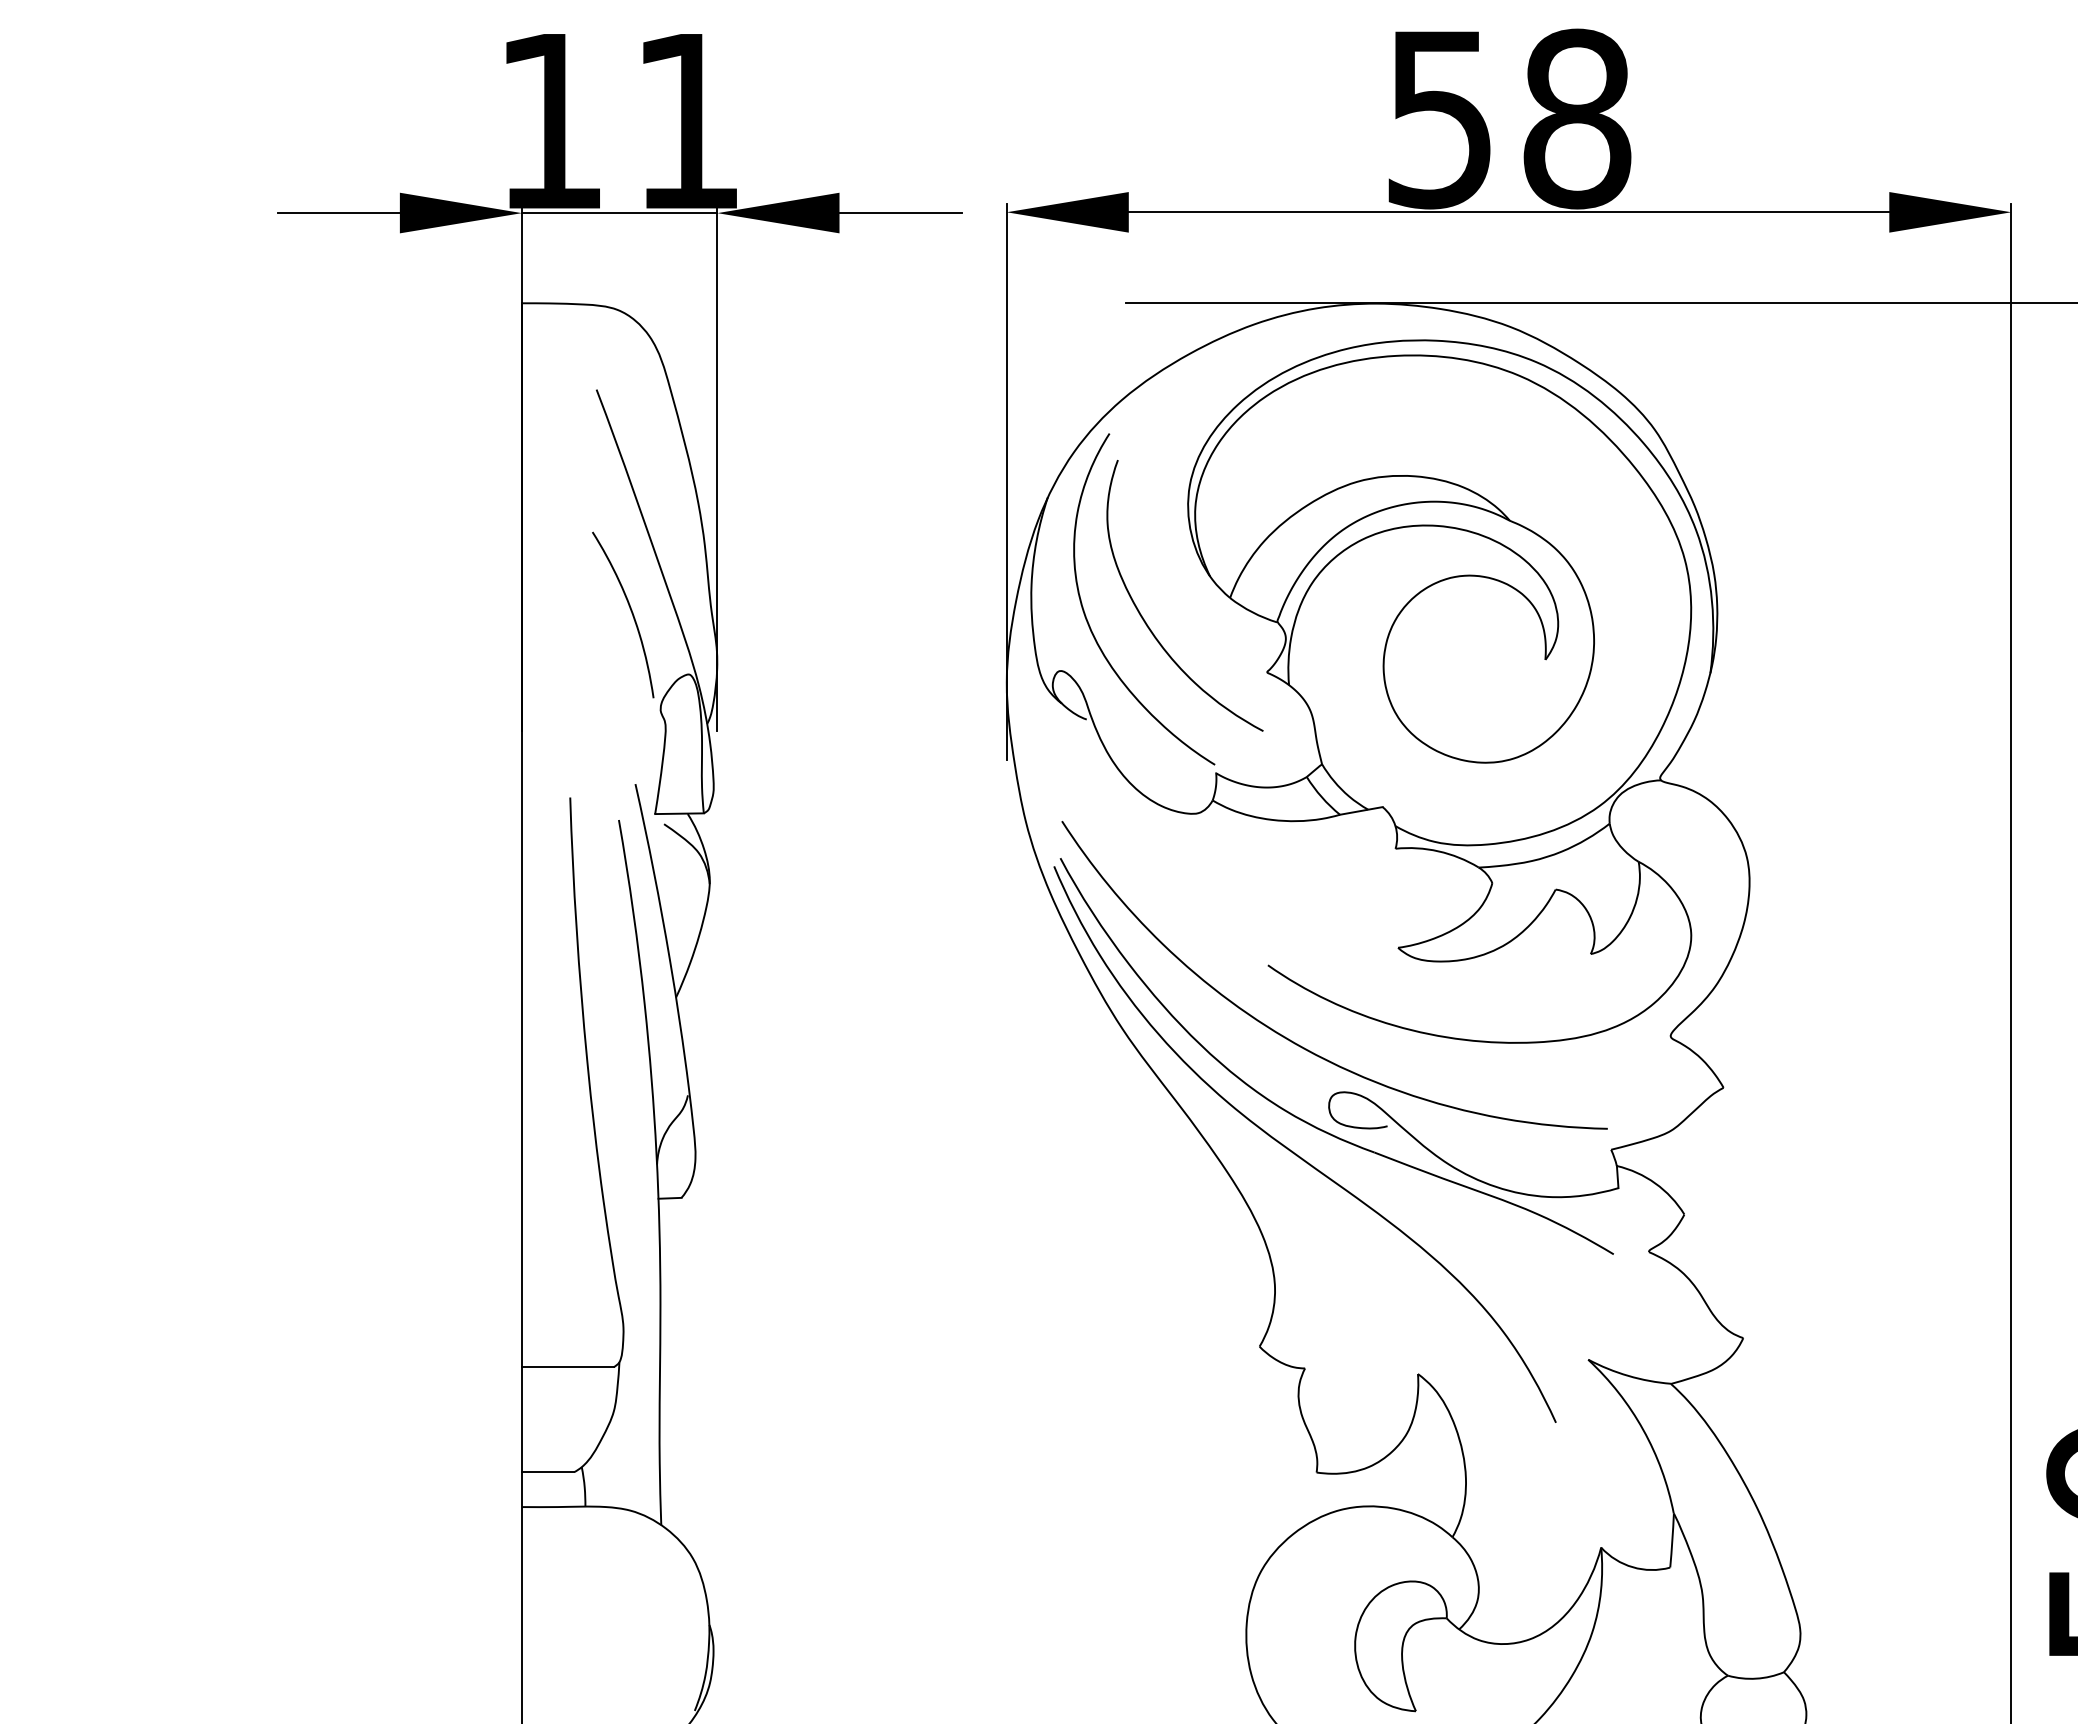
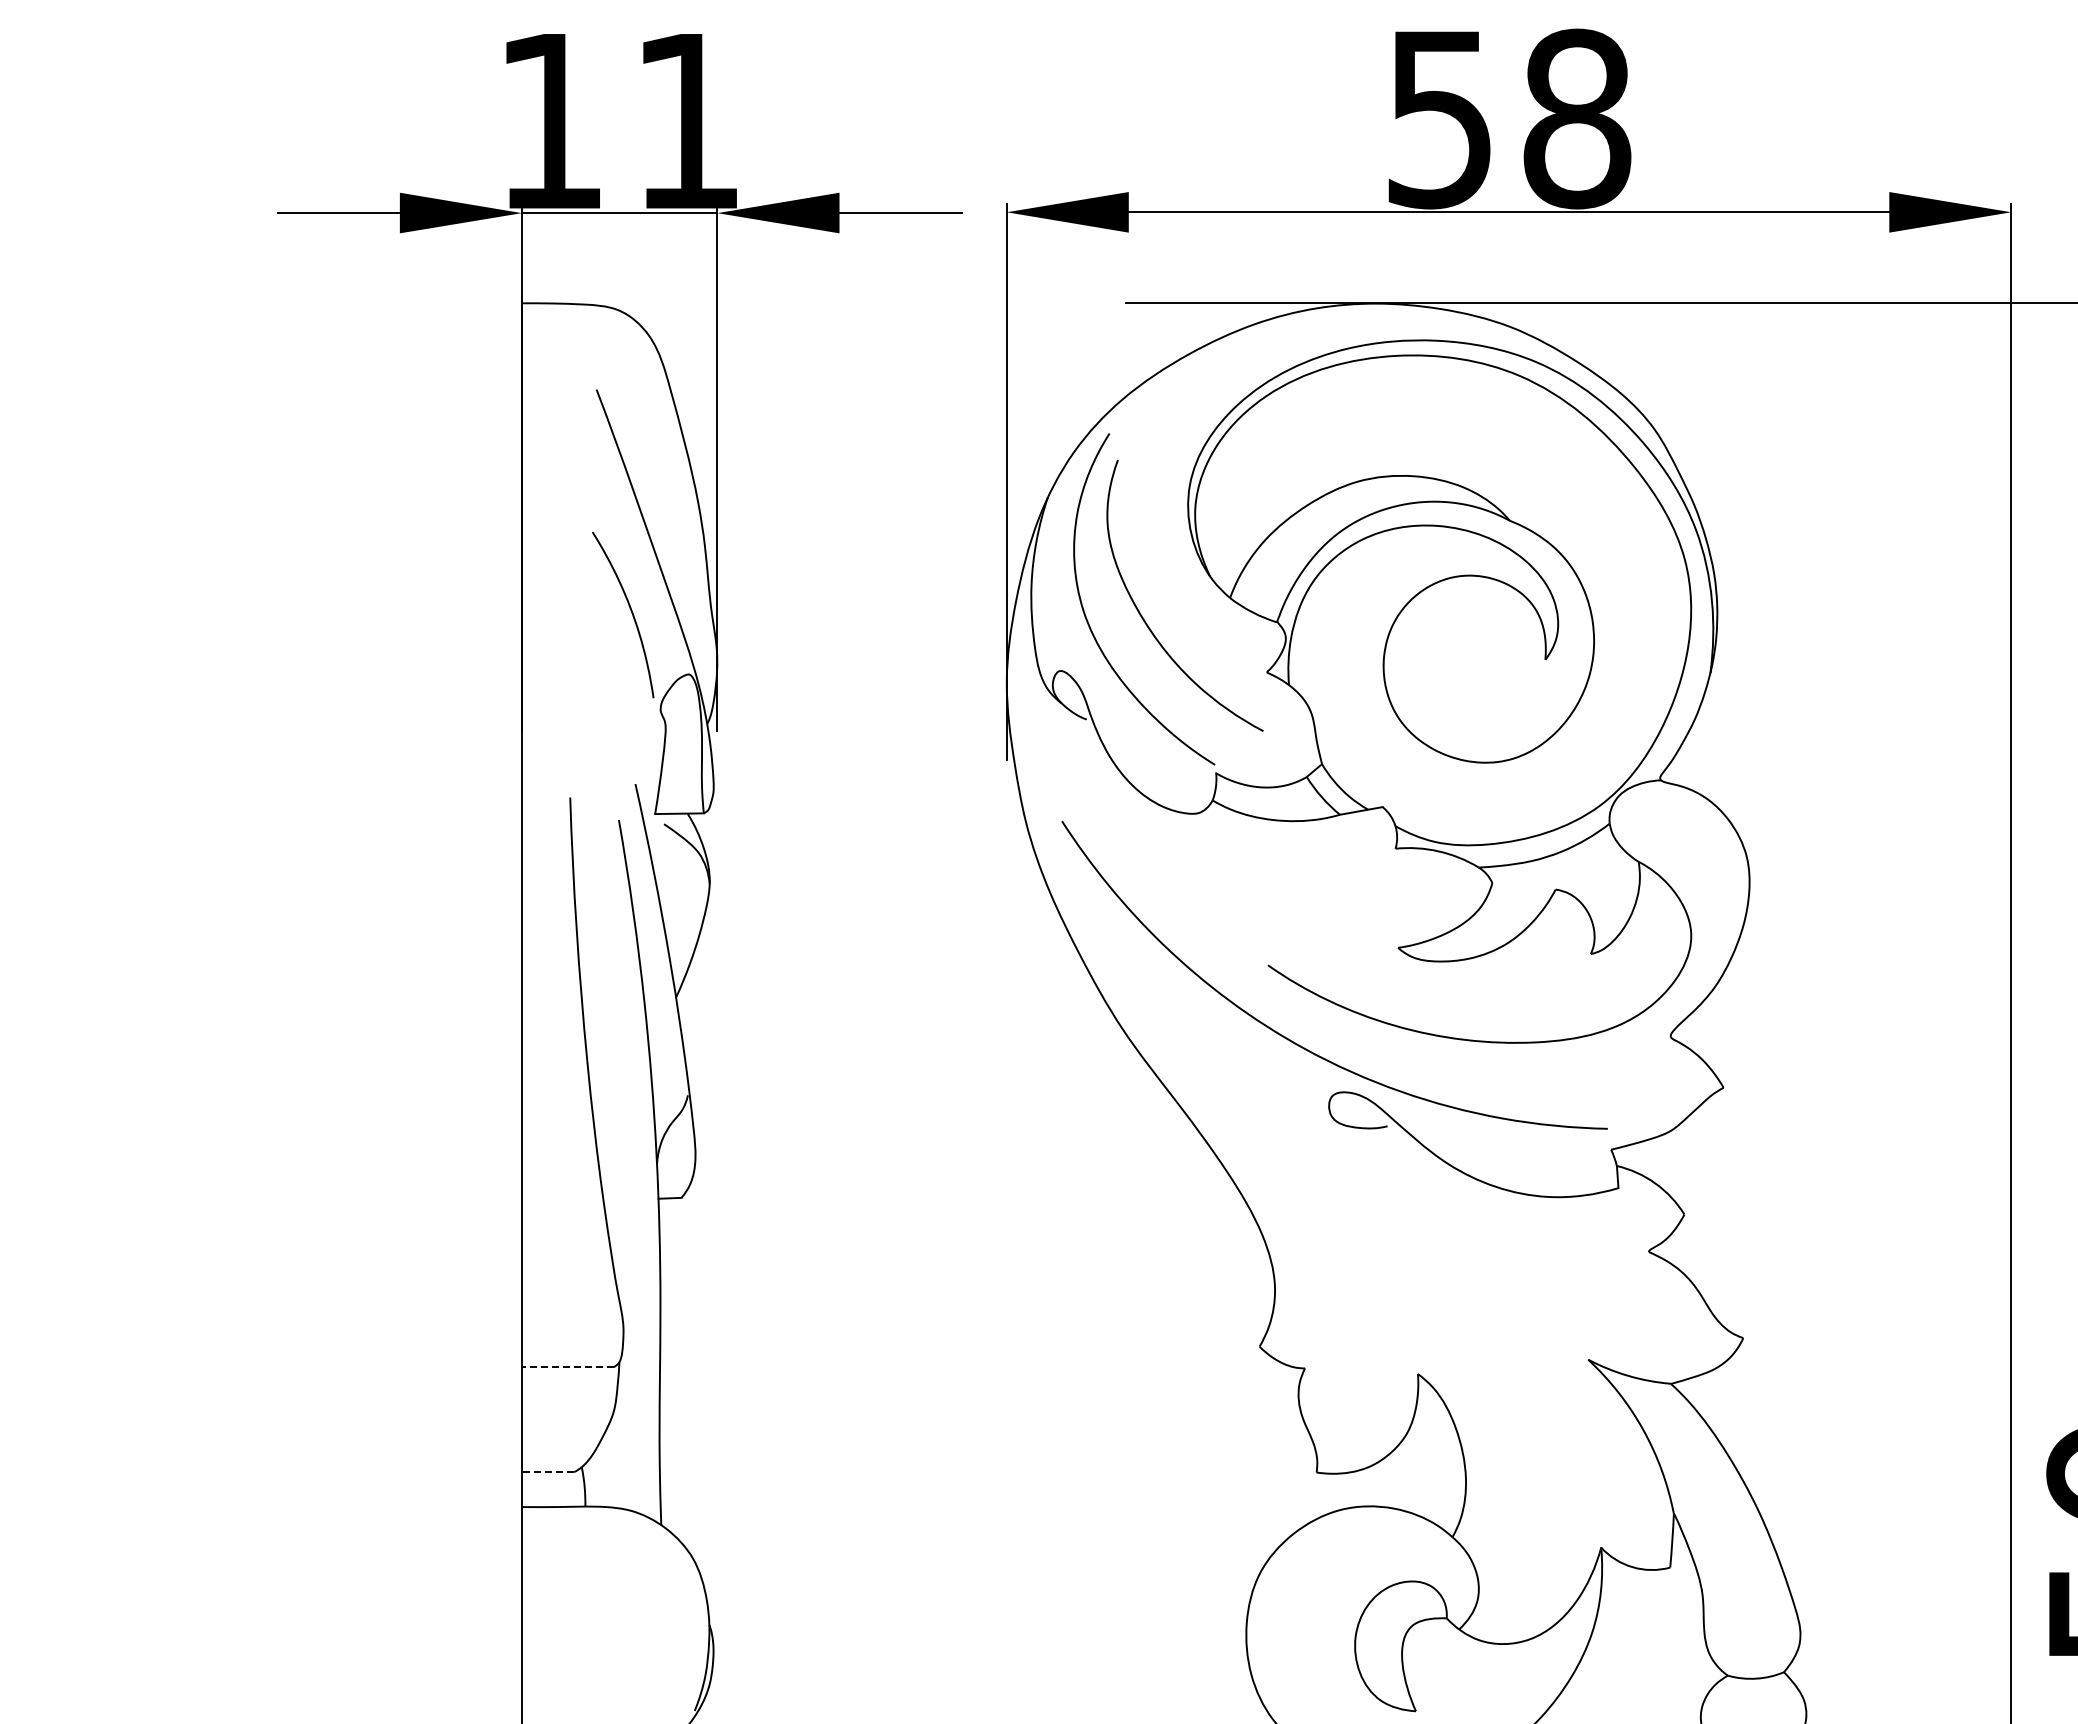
part: present -> none (1333, 1140)
line: solid -> dashed (567, 1367)
line: solid -> dashed (547, 1472)
